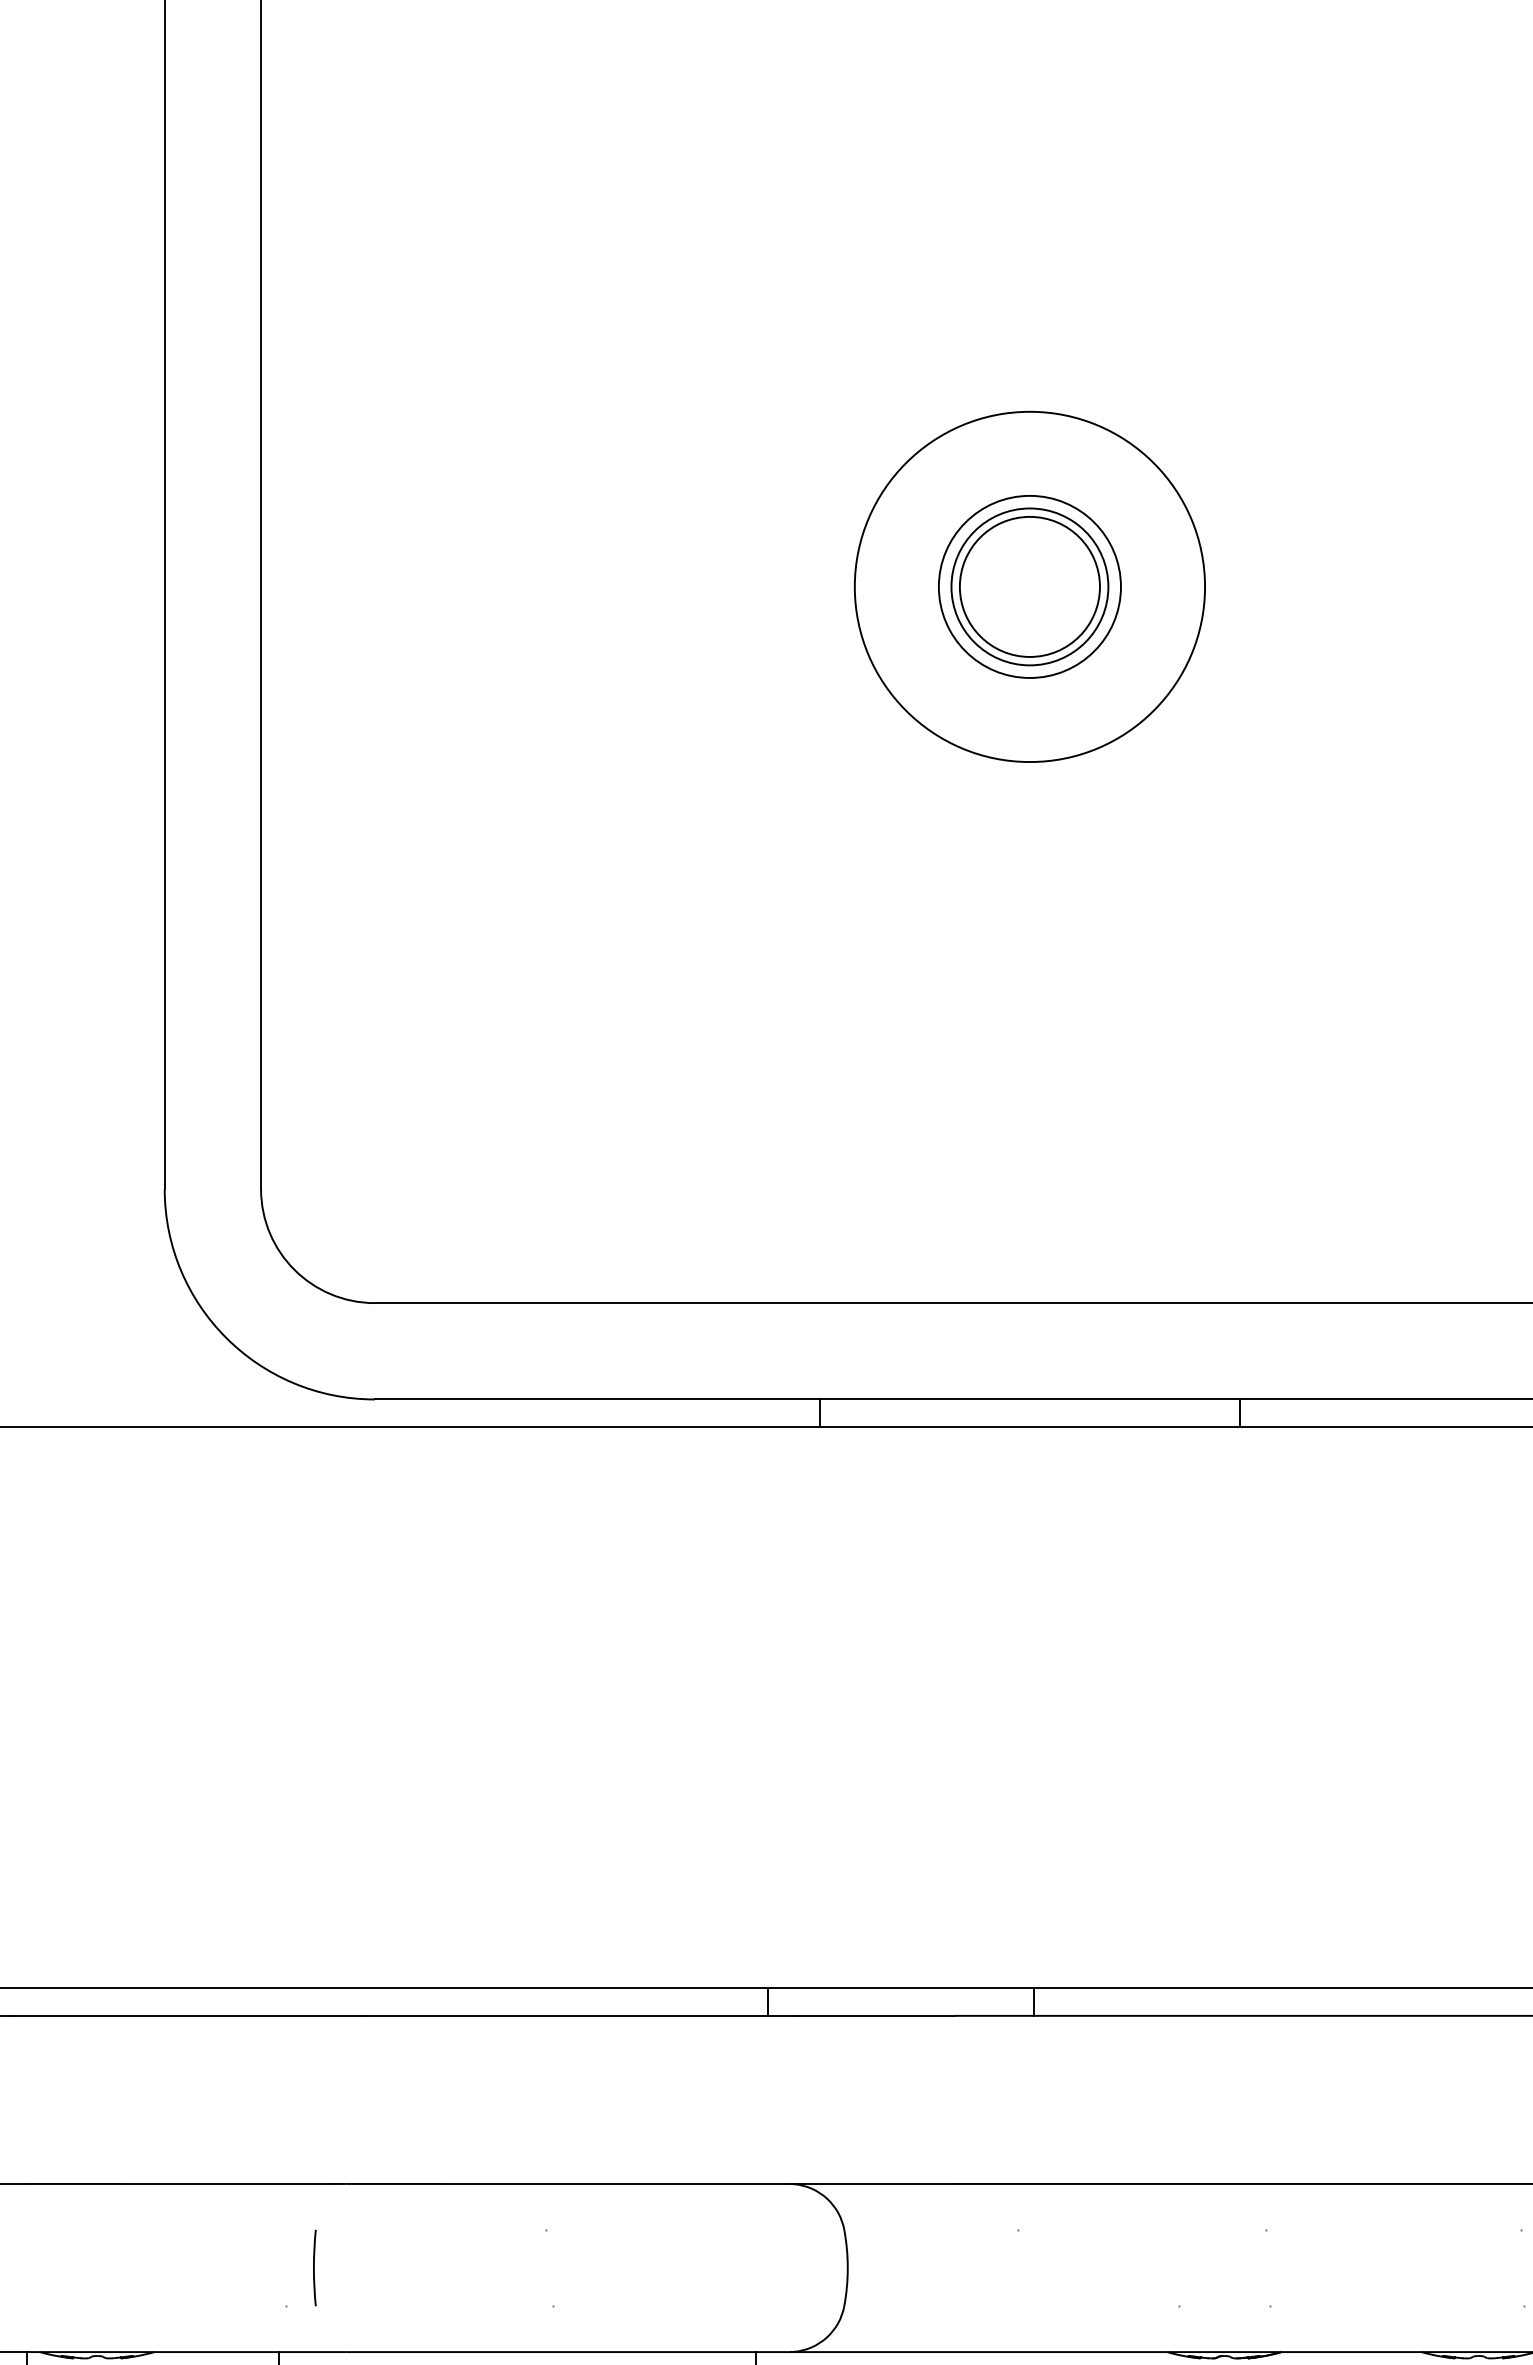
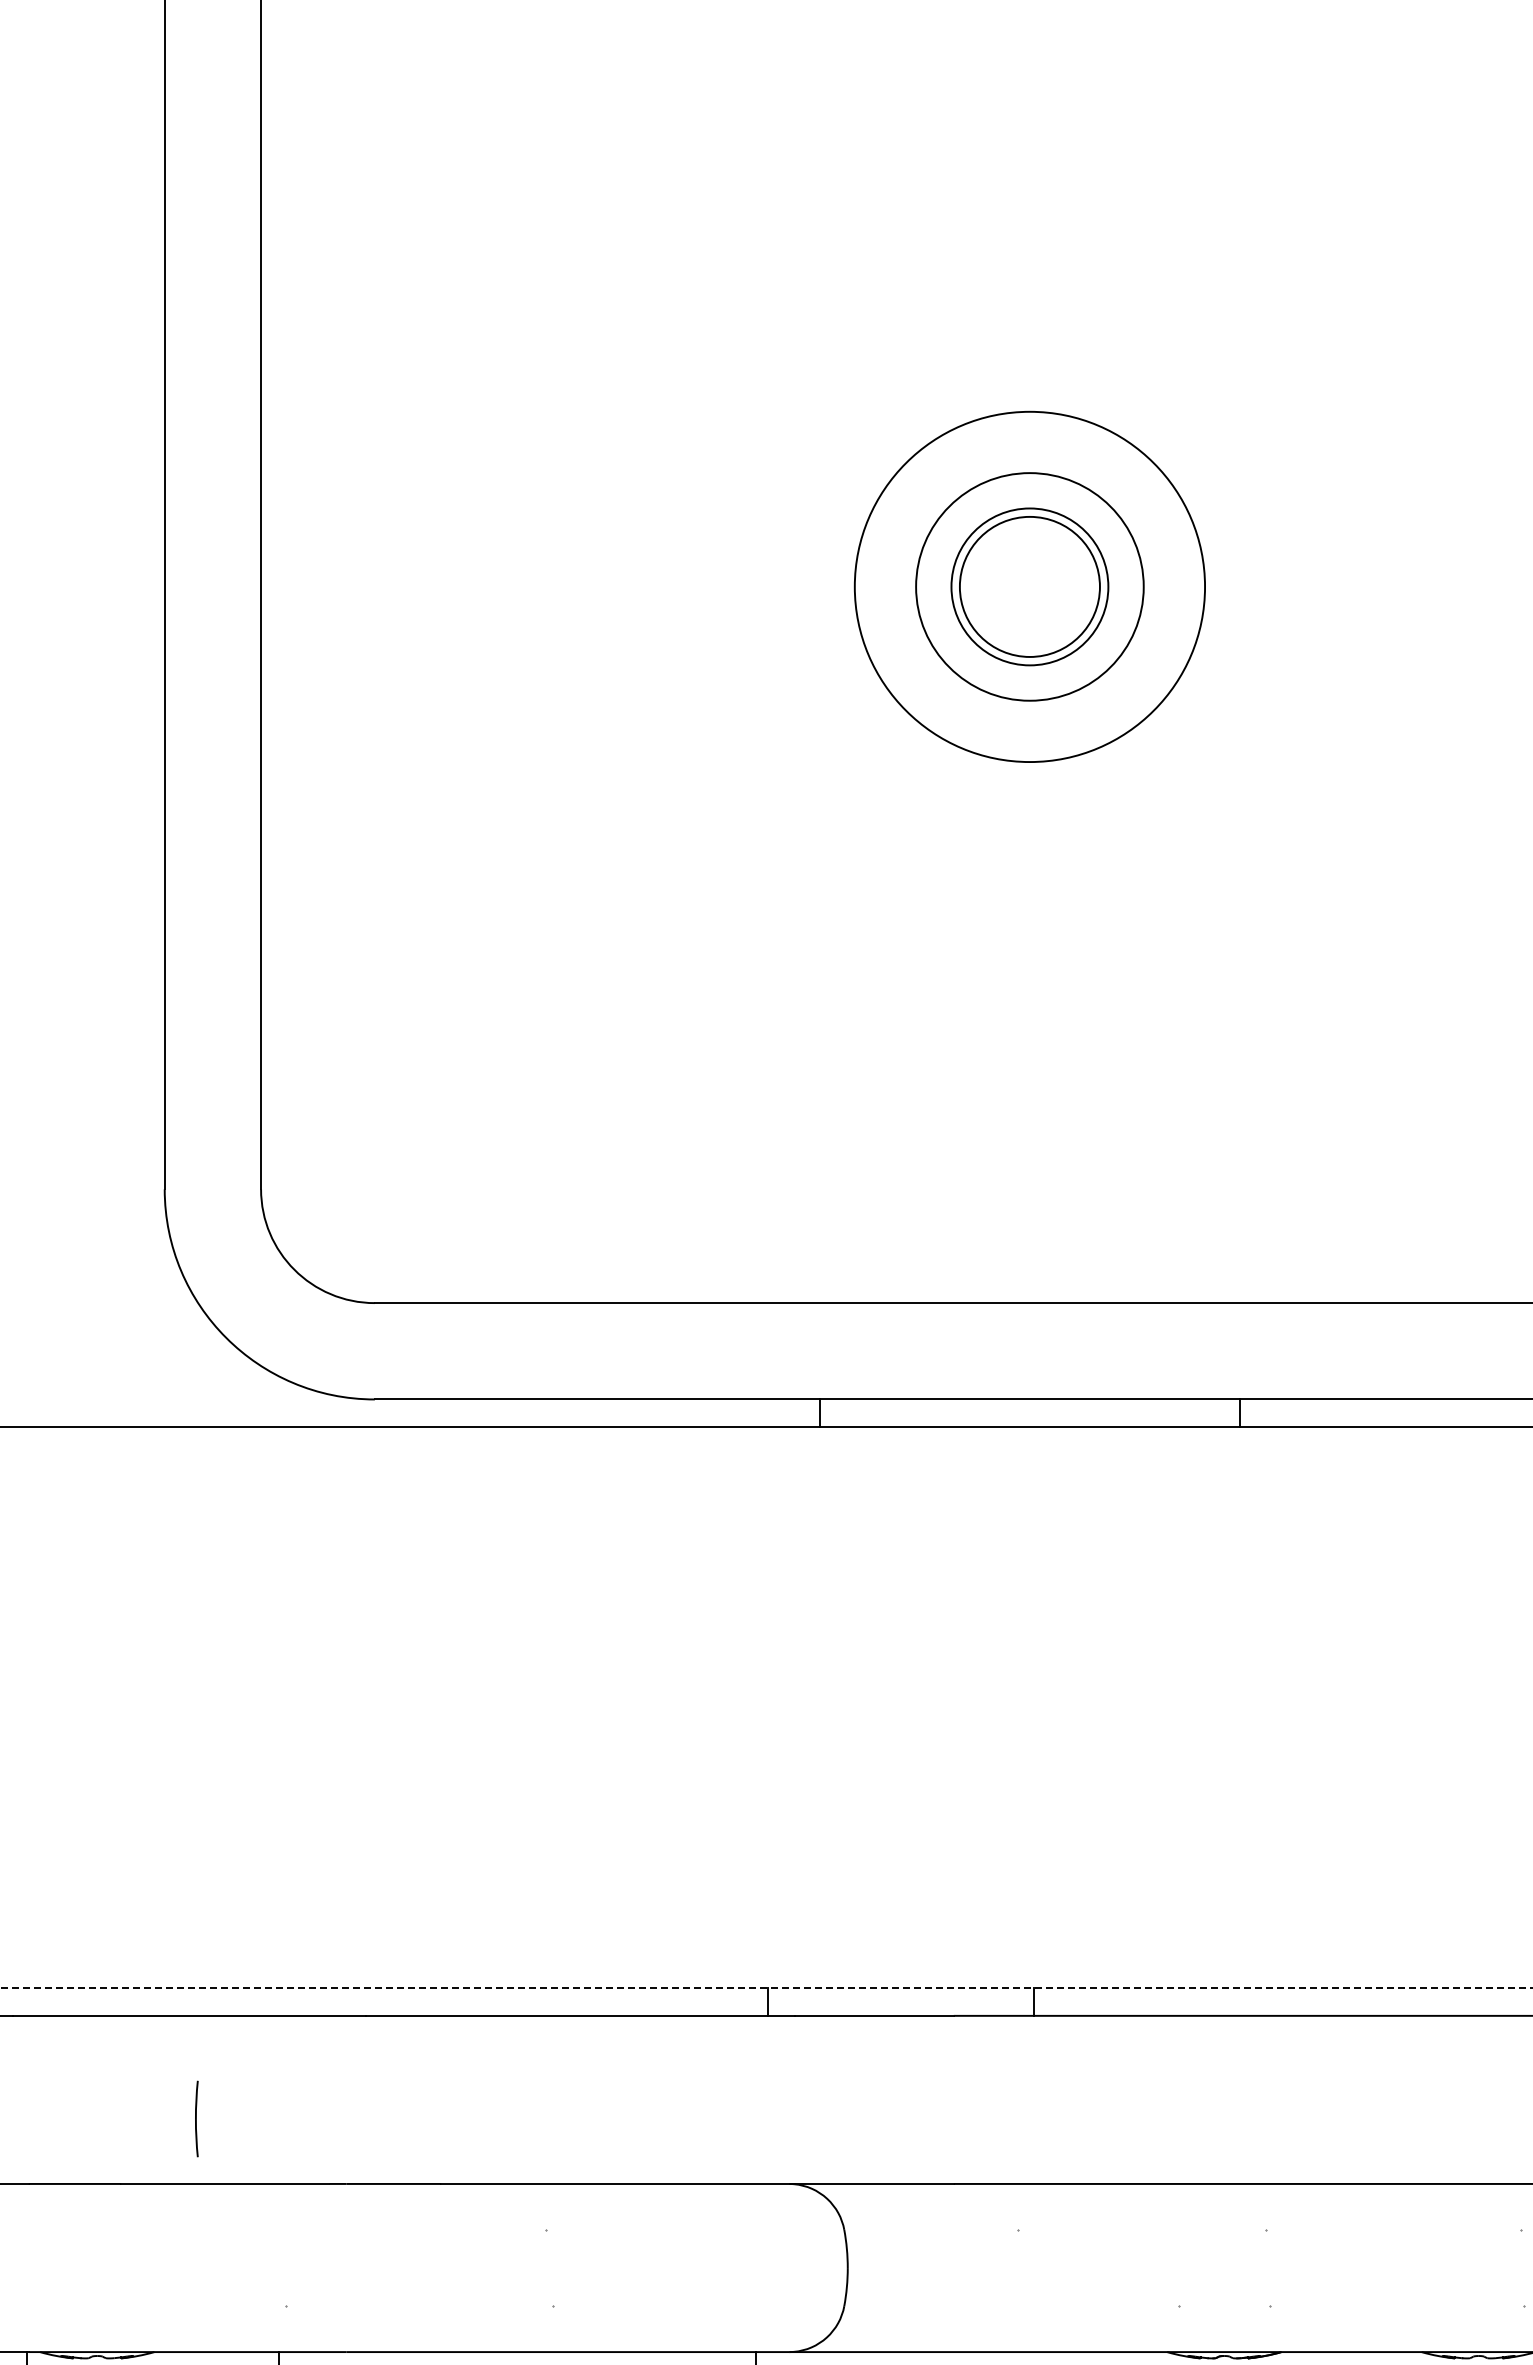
circle diameter: 182 px -> 228 px (1029, 586)
line: solid -> dashed (766, 1987)
line position: (314, 2267) -> (196, 2118) (196, 2118)
